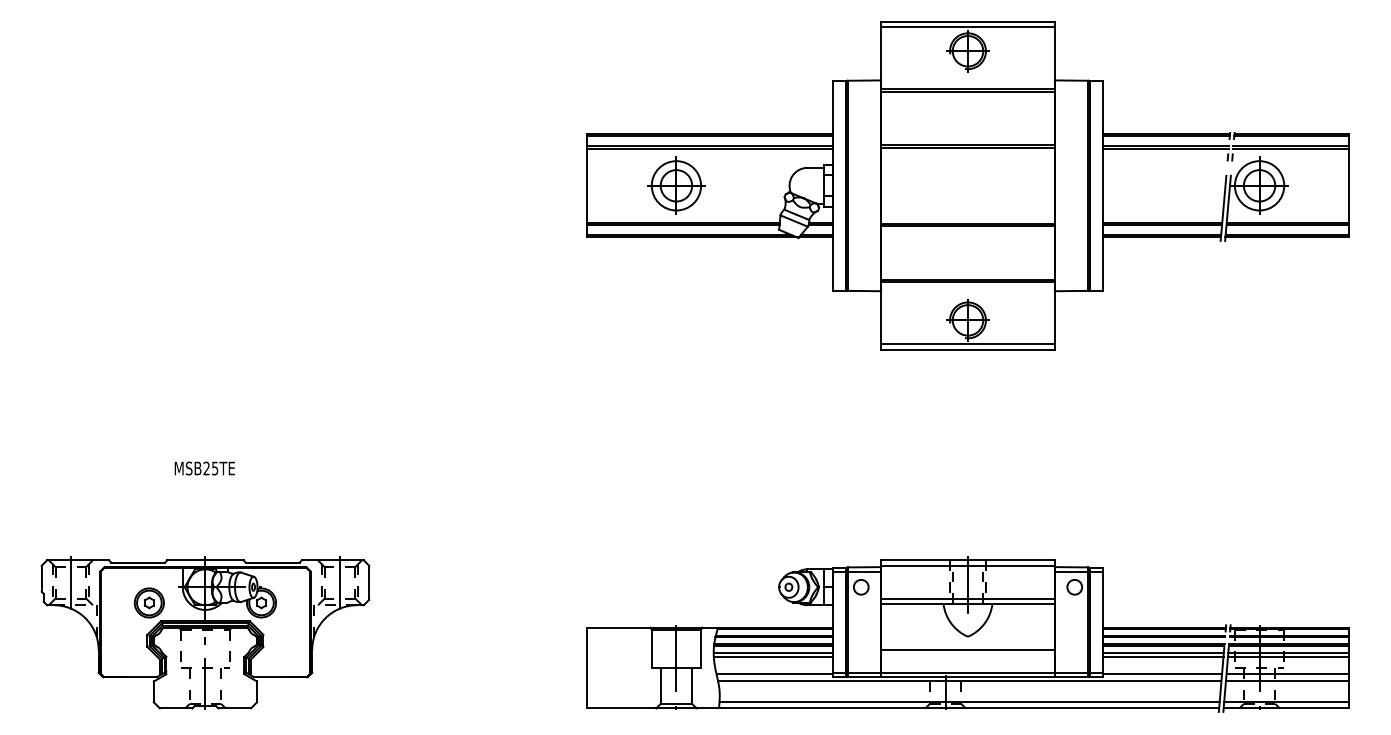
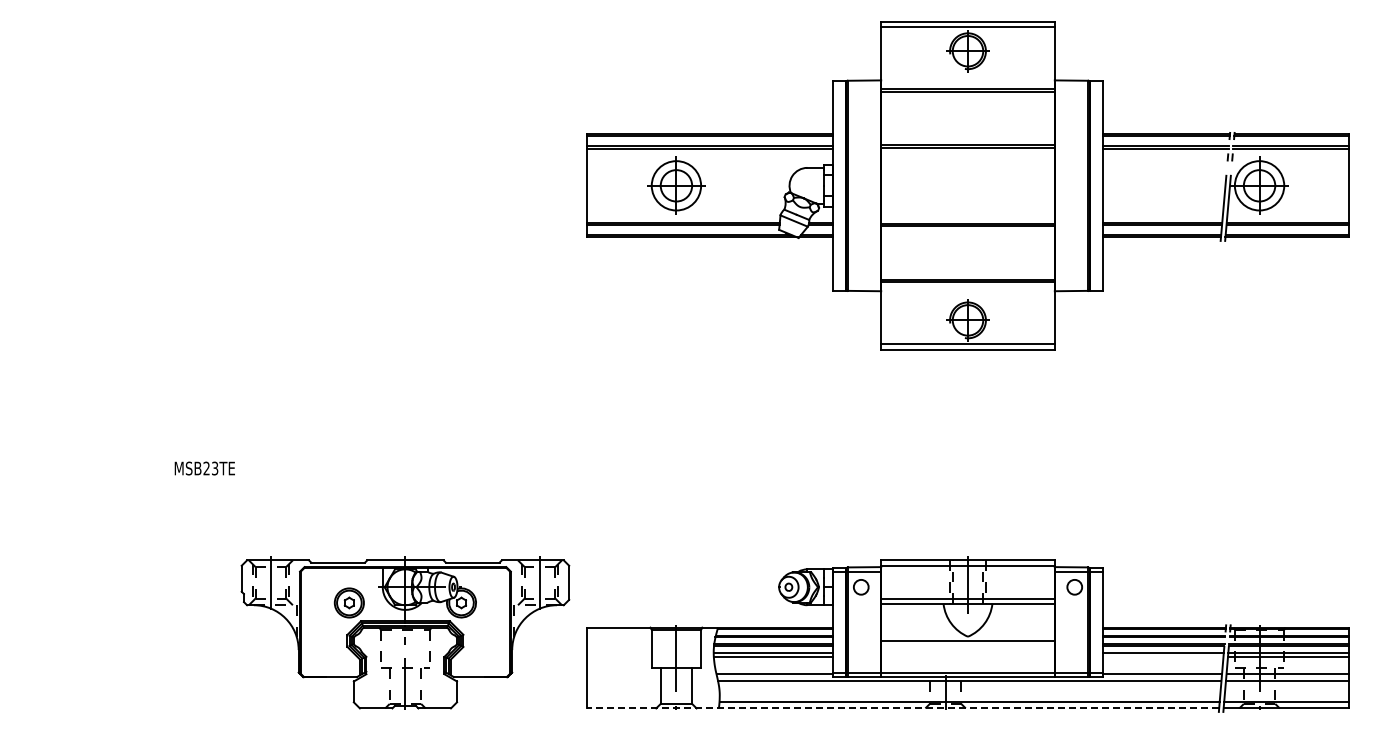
text: MSB25TE -> MSB23TE (215, 467)
part position: (205, 632) -> (405, 632) (405, 632)
line position: (967, 650) -> (967, 641) (967, 641)
line: present -> none (1163, 656)
line: solid -> dashed (902, 708)
